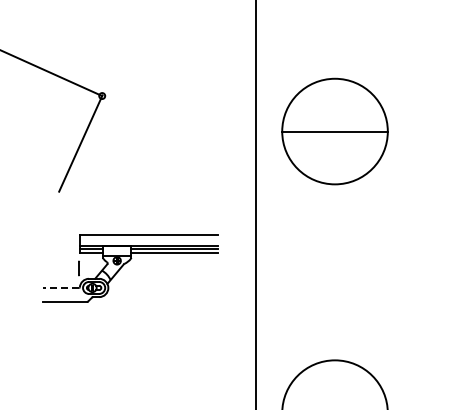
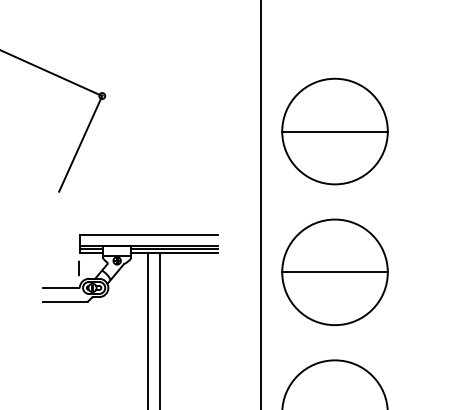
line position: (256, 204) -> (261, 204) (261, 204)
part: none -> present (334, 271)
line: dashed -> solid (61, 287)
line: none -> present (147, 329)
line: none -> present (159, 329)
